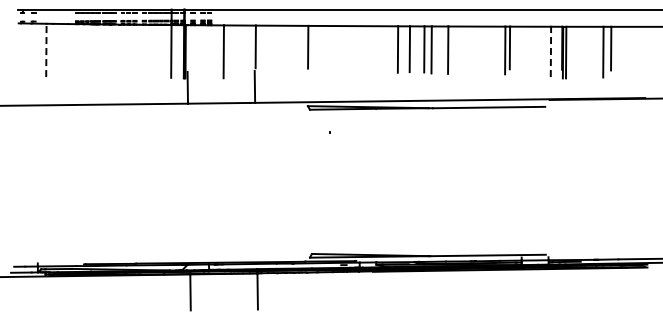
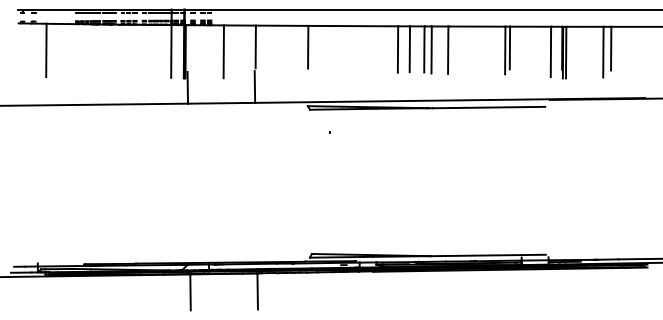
line: dashed -> solid (46, 50)
line: dashed -> solid (550, 51)
